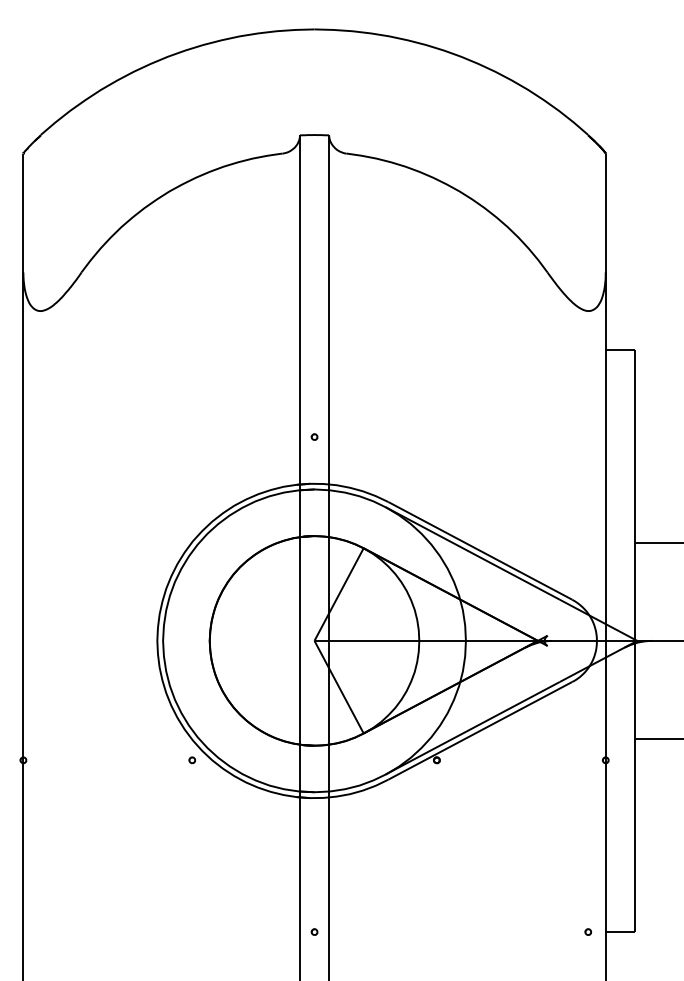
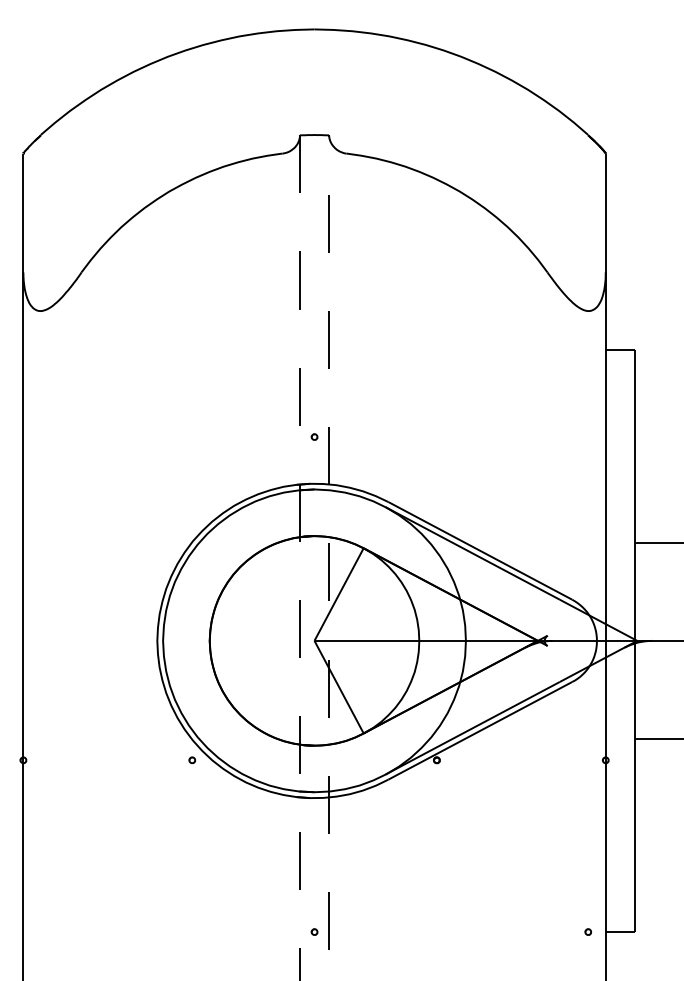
line: solid -> dashed (299, 558)
line: solid -> dashed (329, 558)
